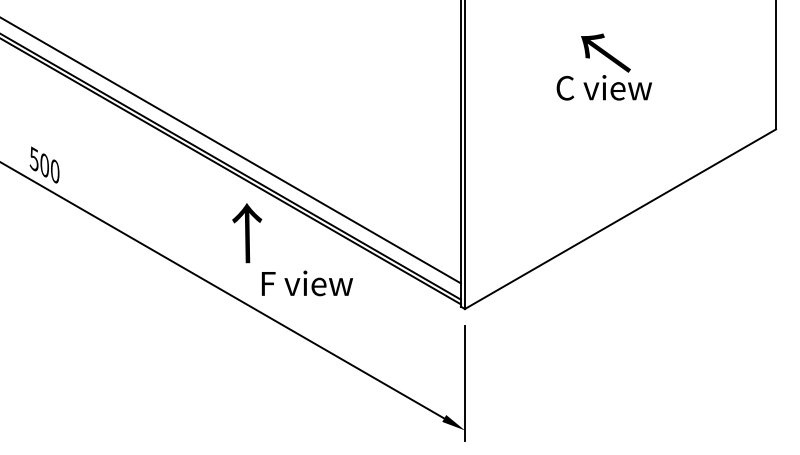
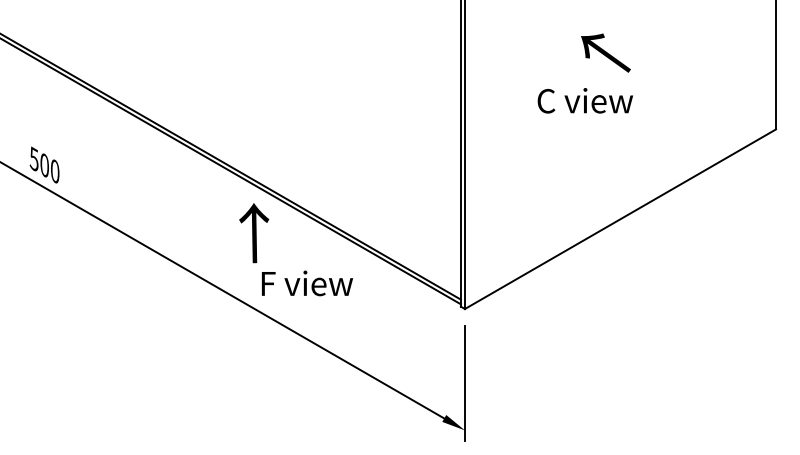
text position: (603, 87) -> (584, 100) (584, 100)
line: present -> none (231, 150)
text position: (247, 233) -> (254, 233) (254, 233)
